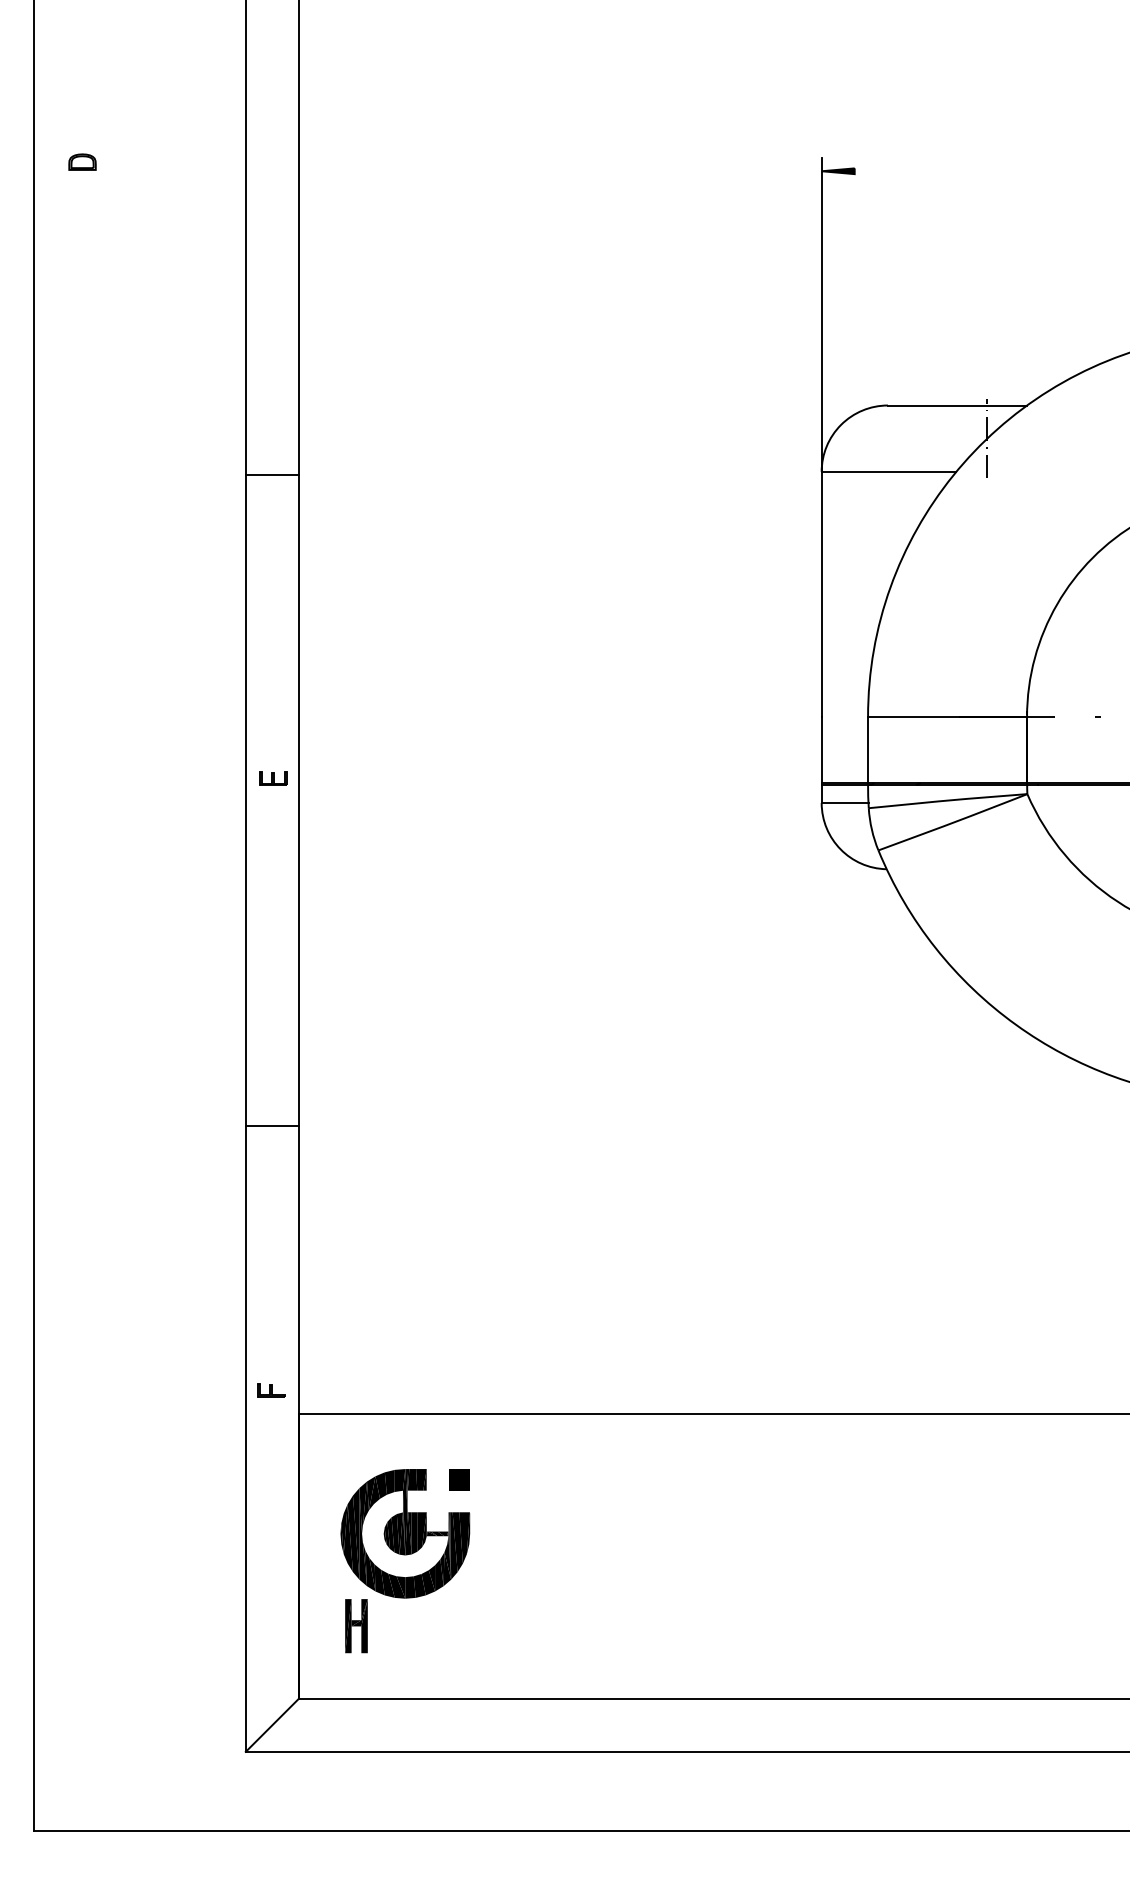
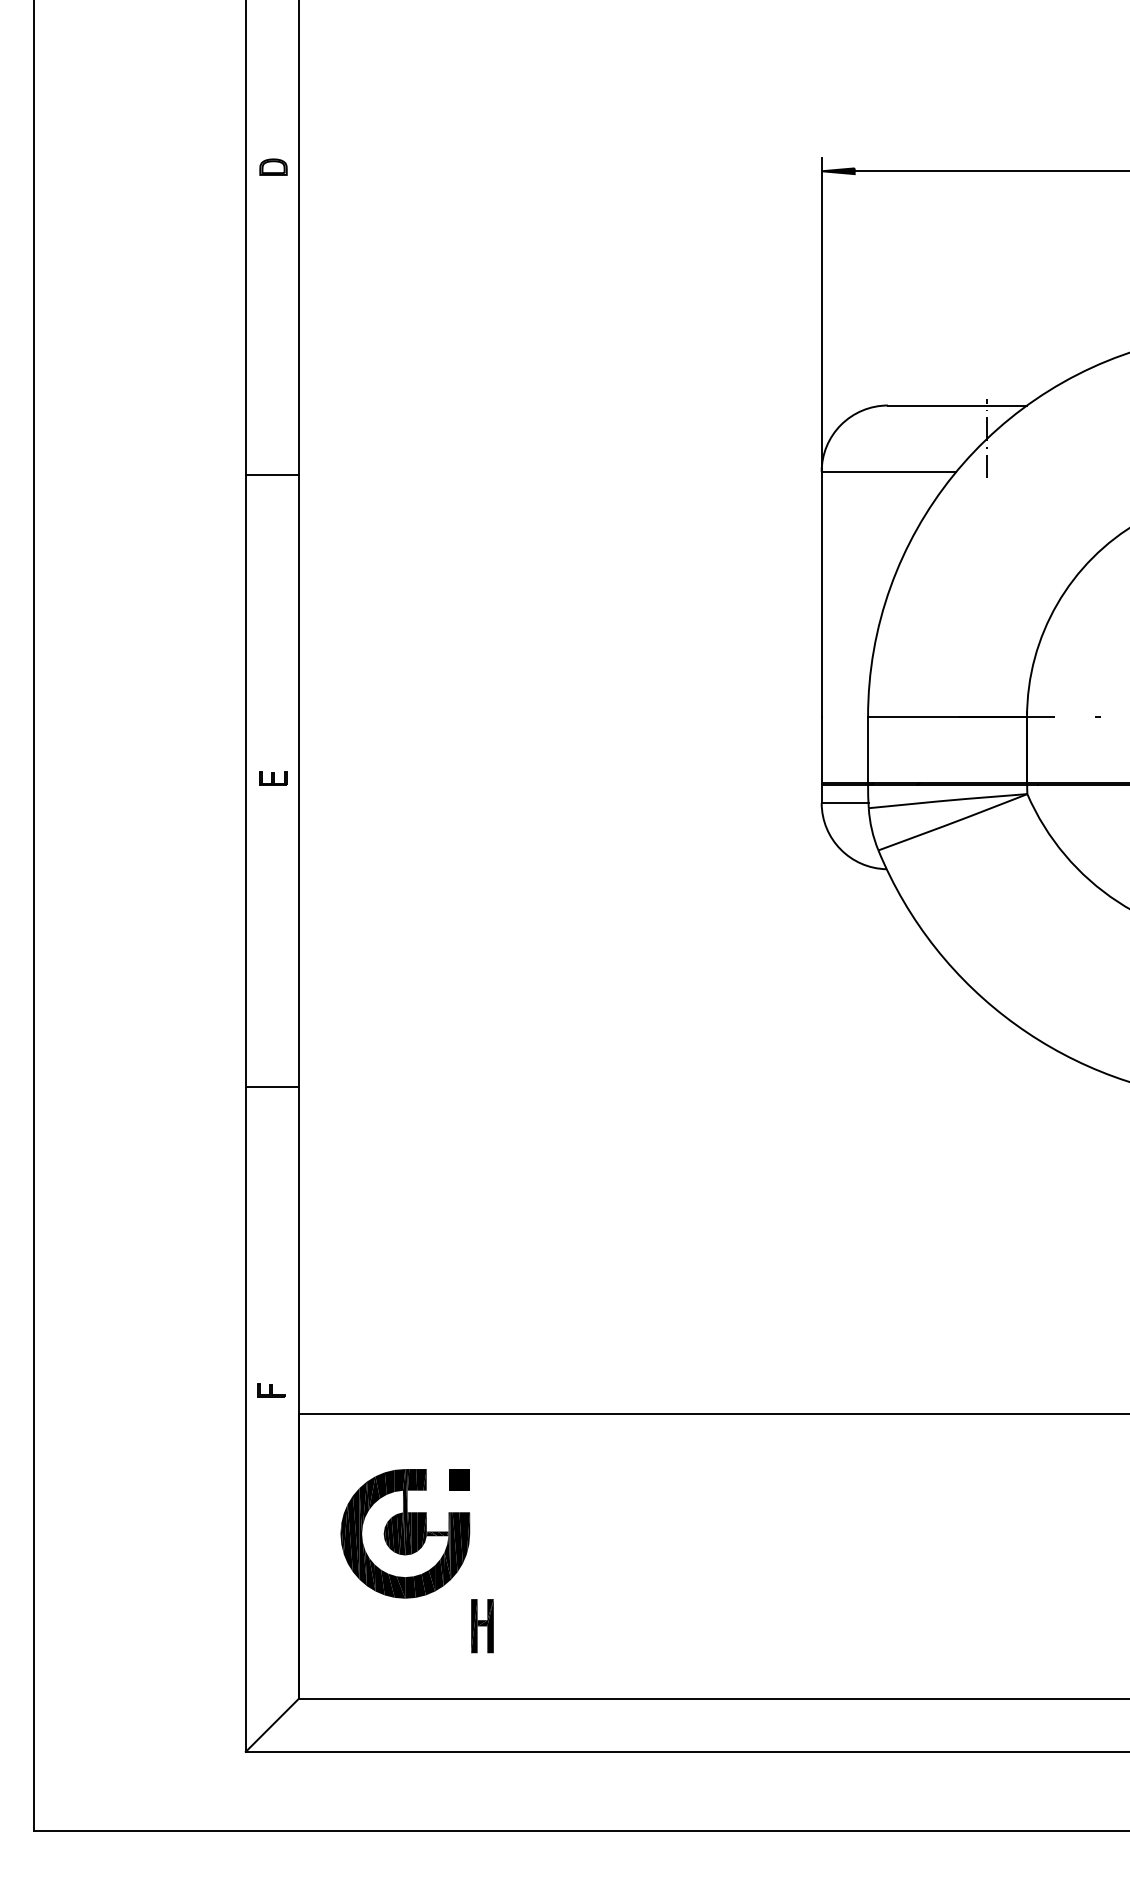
part position: (82, 161) -> (273, 166) (273, 166)
line: none -> present (990, 171)
line position: (271, 1126) -> (271, 1087) (271, 1087)
part position: (356, 1626) -> (482, 1626) (482, 1626)
